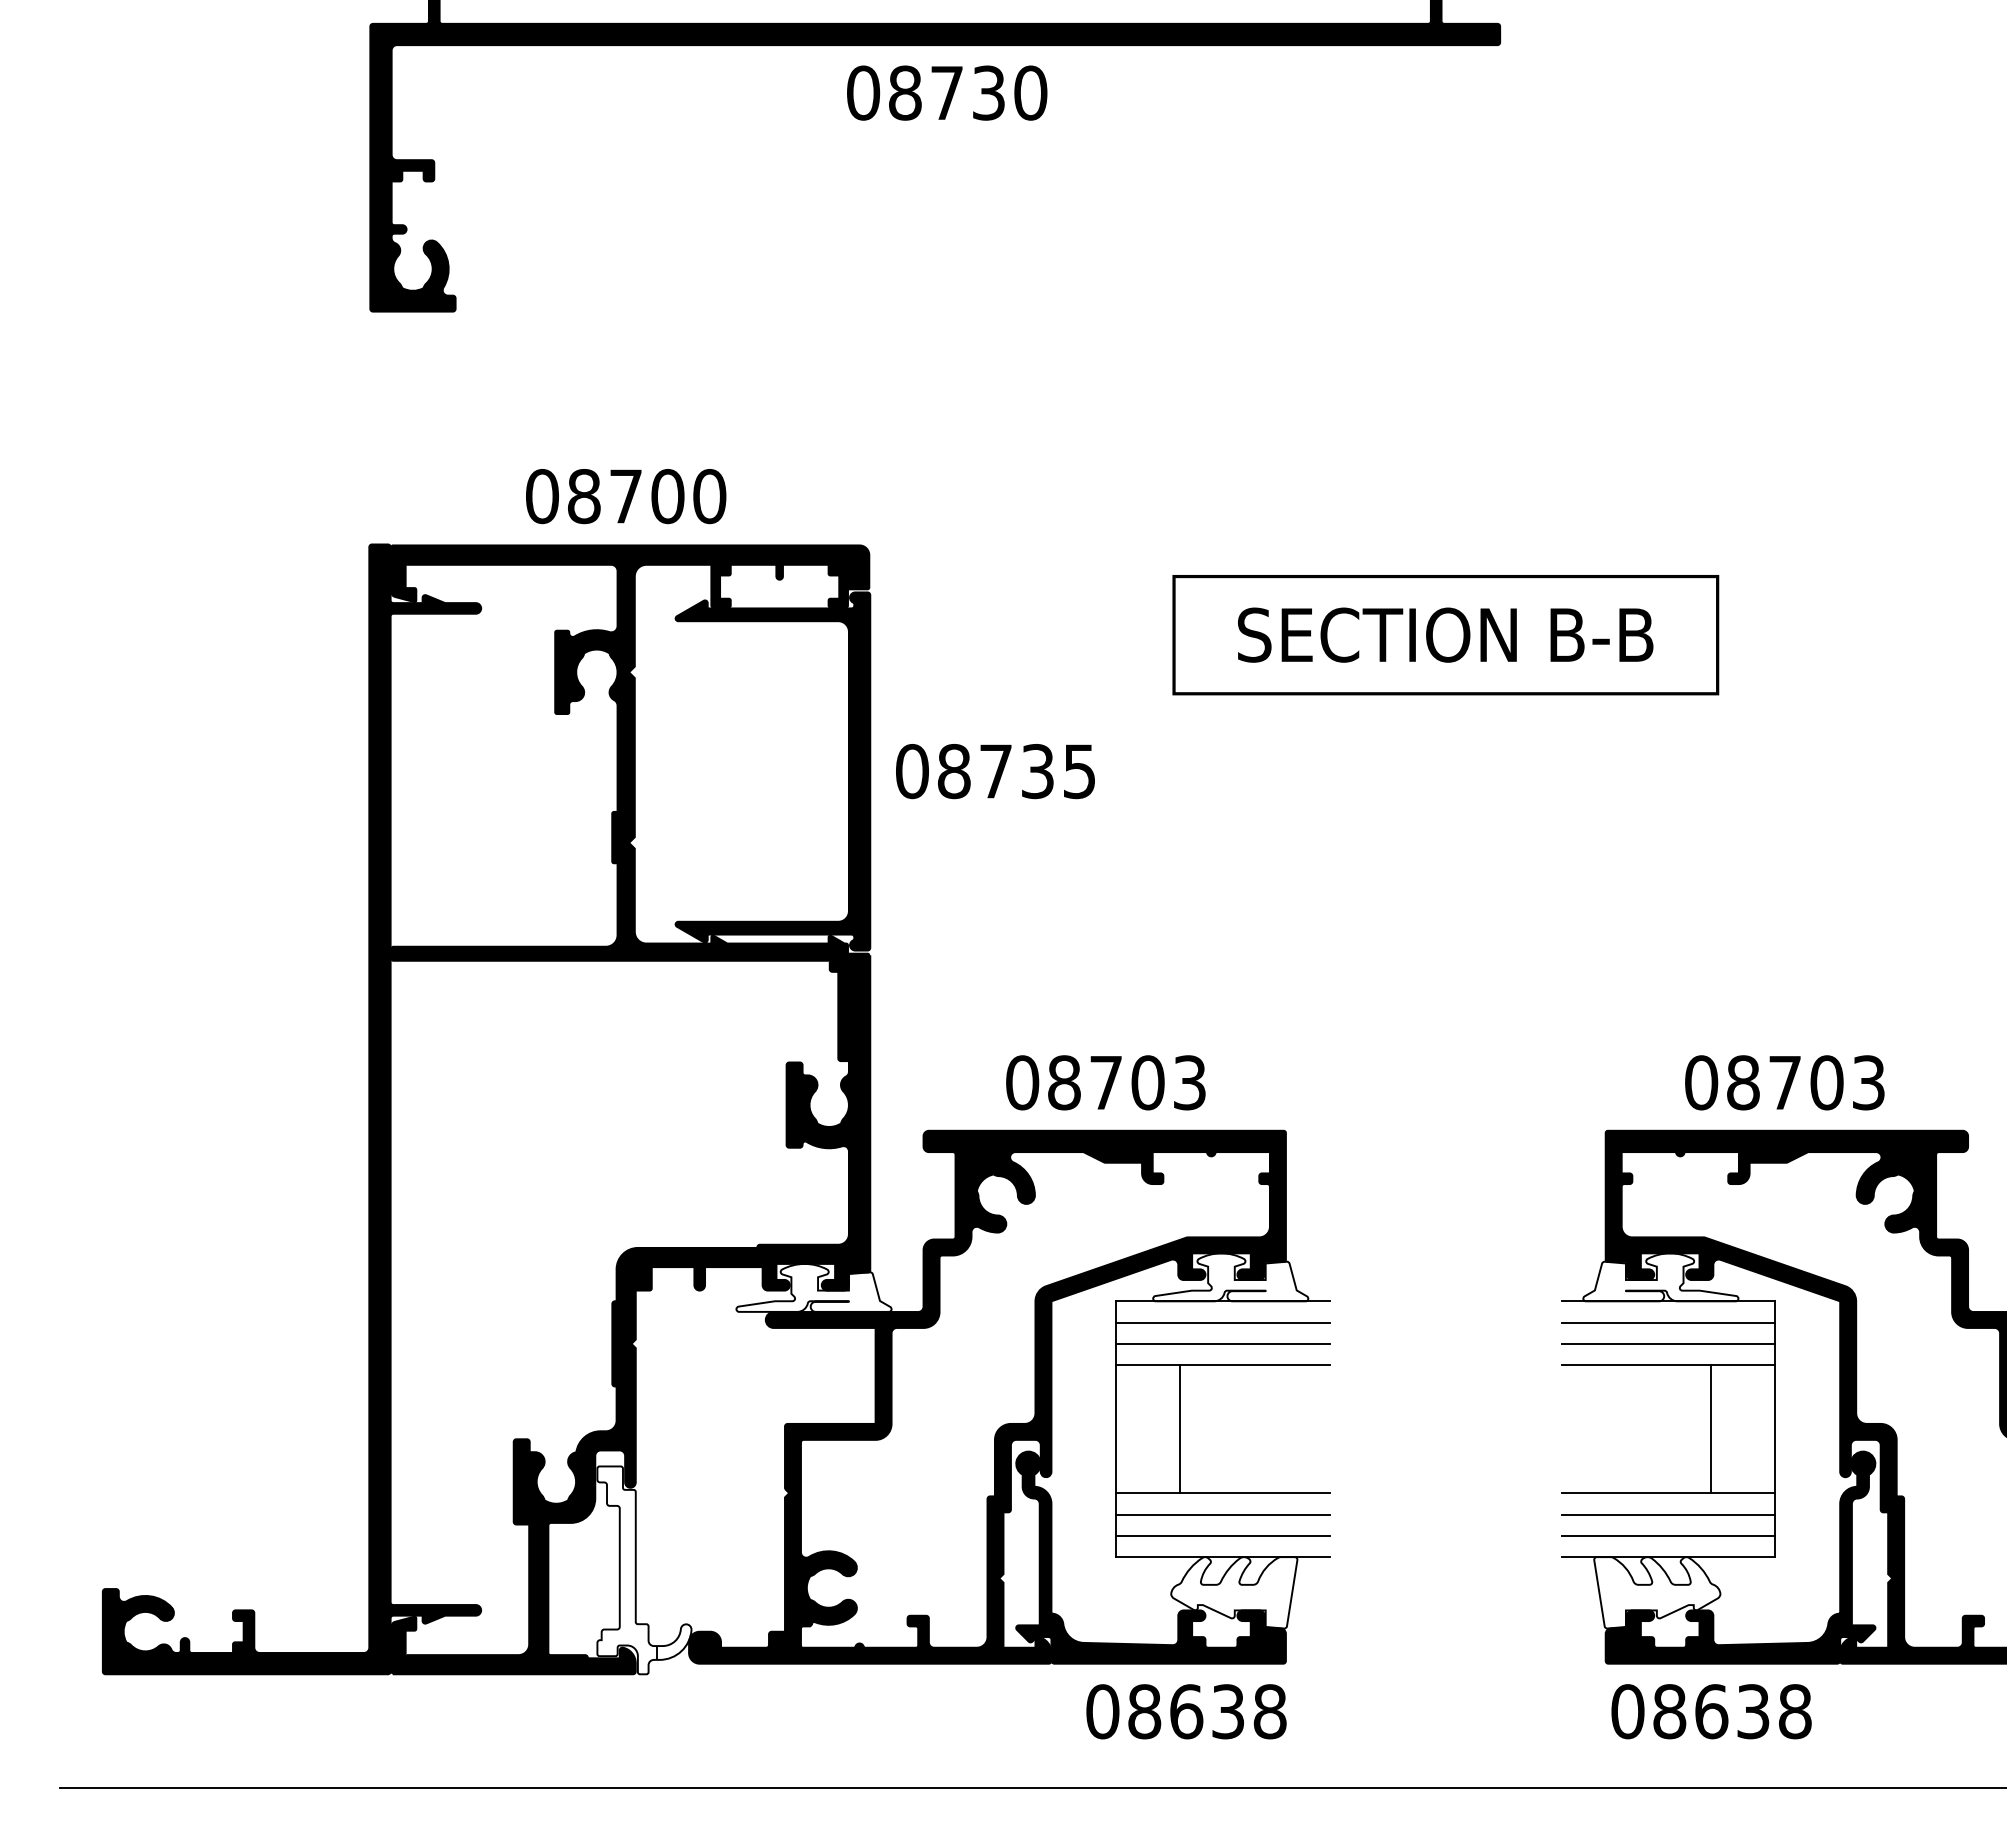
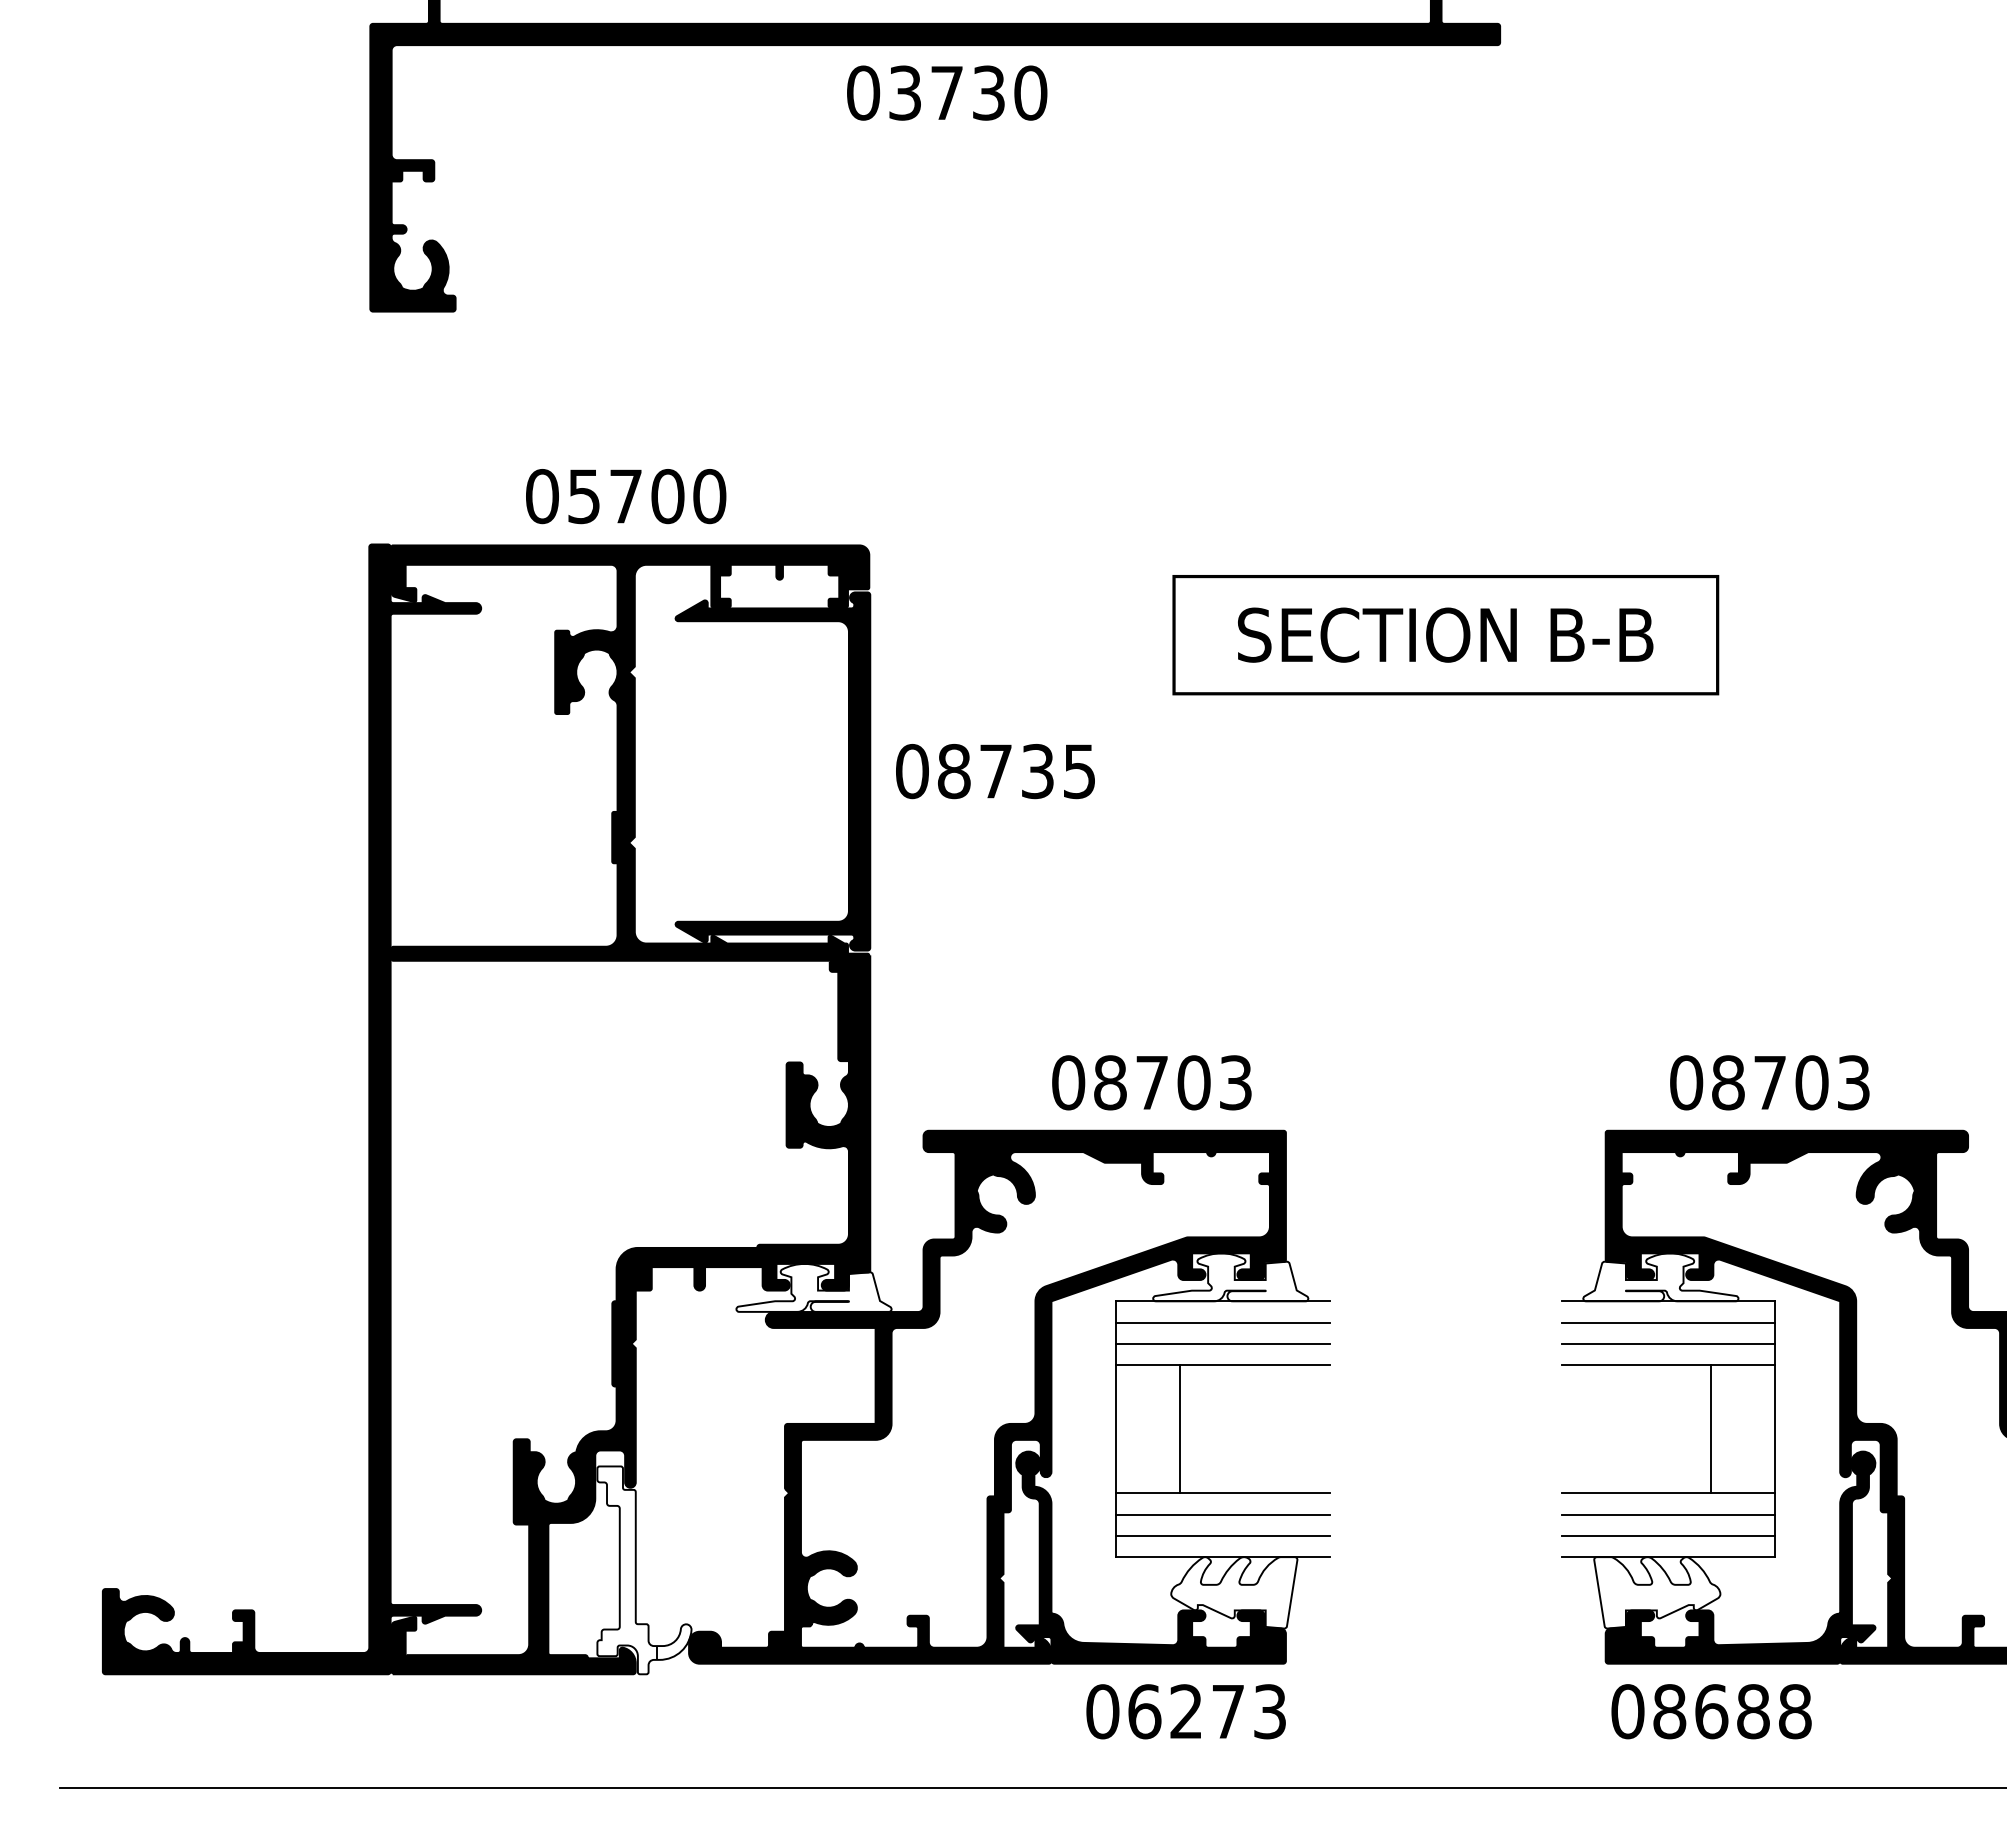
text: 08730 -> 03730 (905, 92)
text: 08700 -> 05700 (584, 496)
text position: (1105, 1082) -> (1151, 1082) (1151, 1082)
text position: (1784, 1082) -> (1769, 1082) (1769, 1082)
text: 08638 -> 06273 (1207, 1711)
text: 08638 -> 08688 (1753, 1711)
